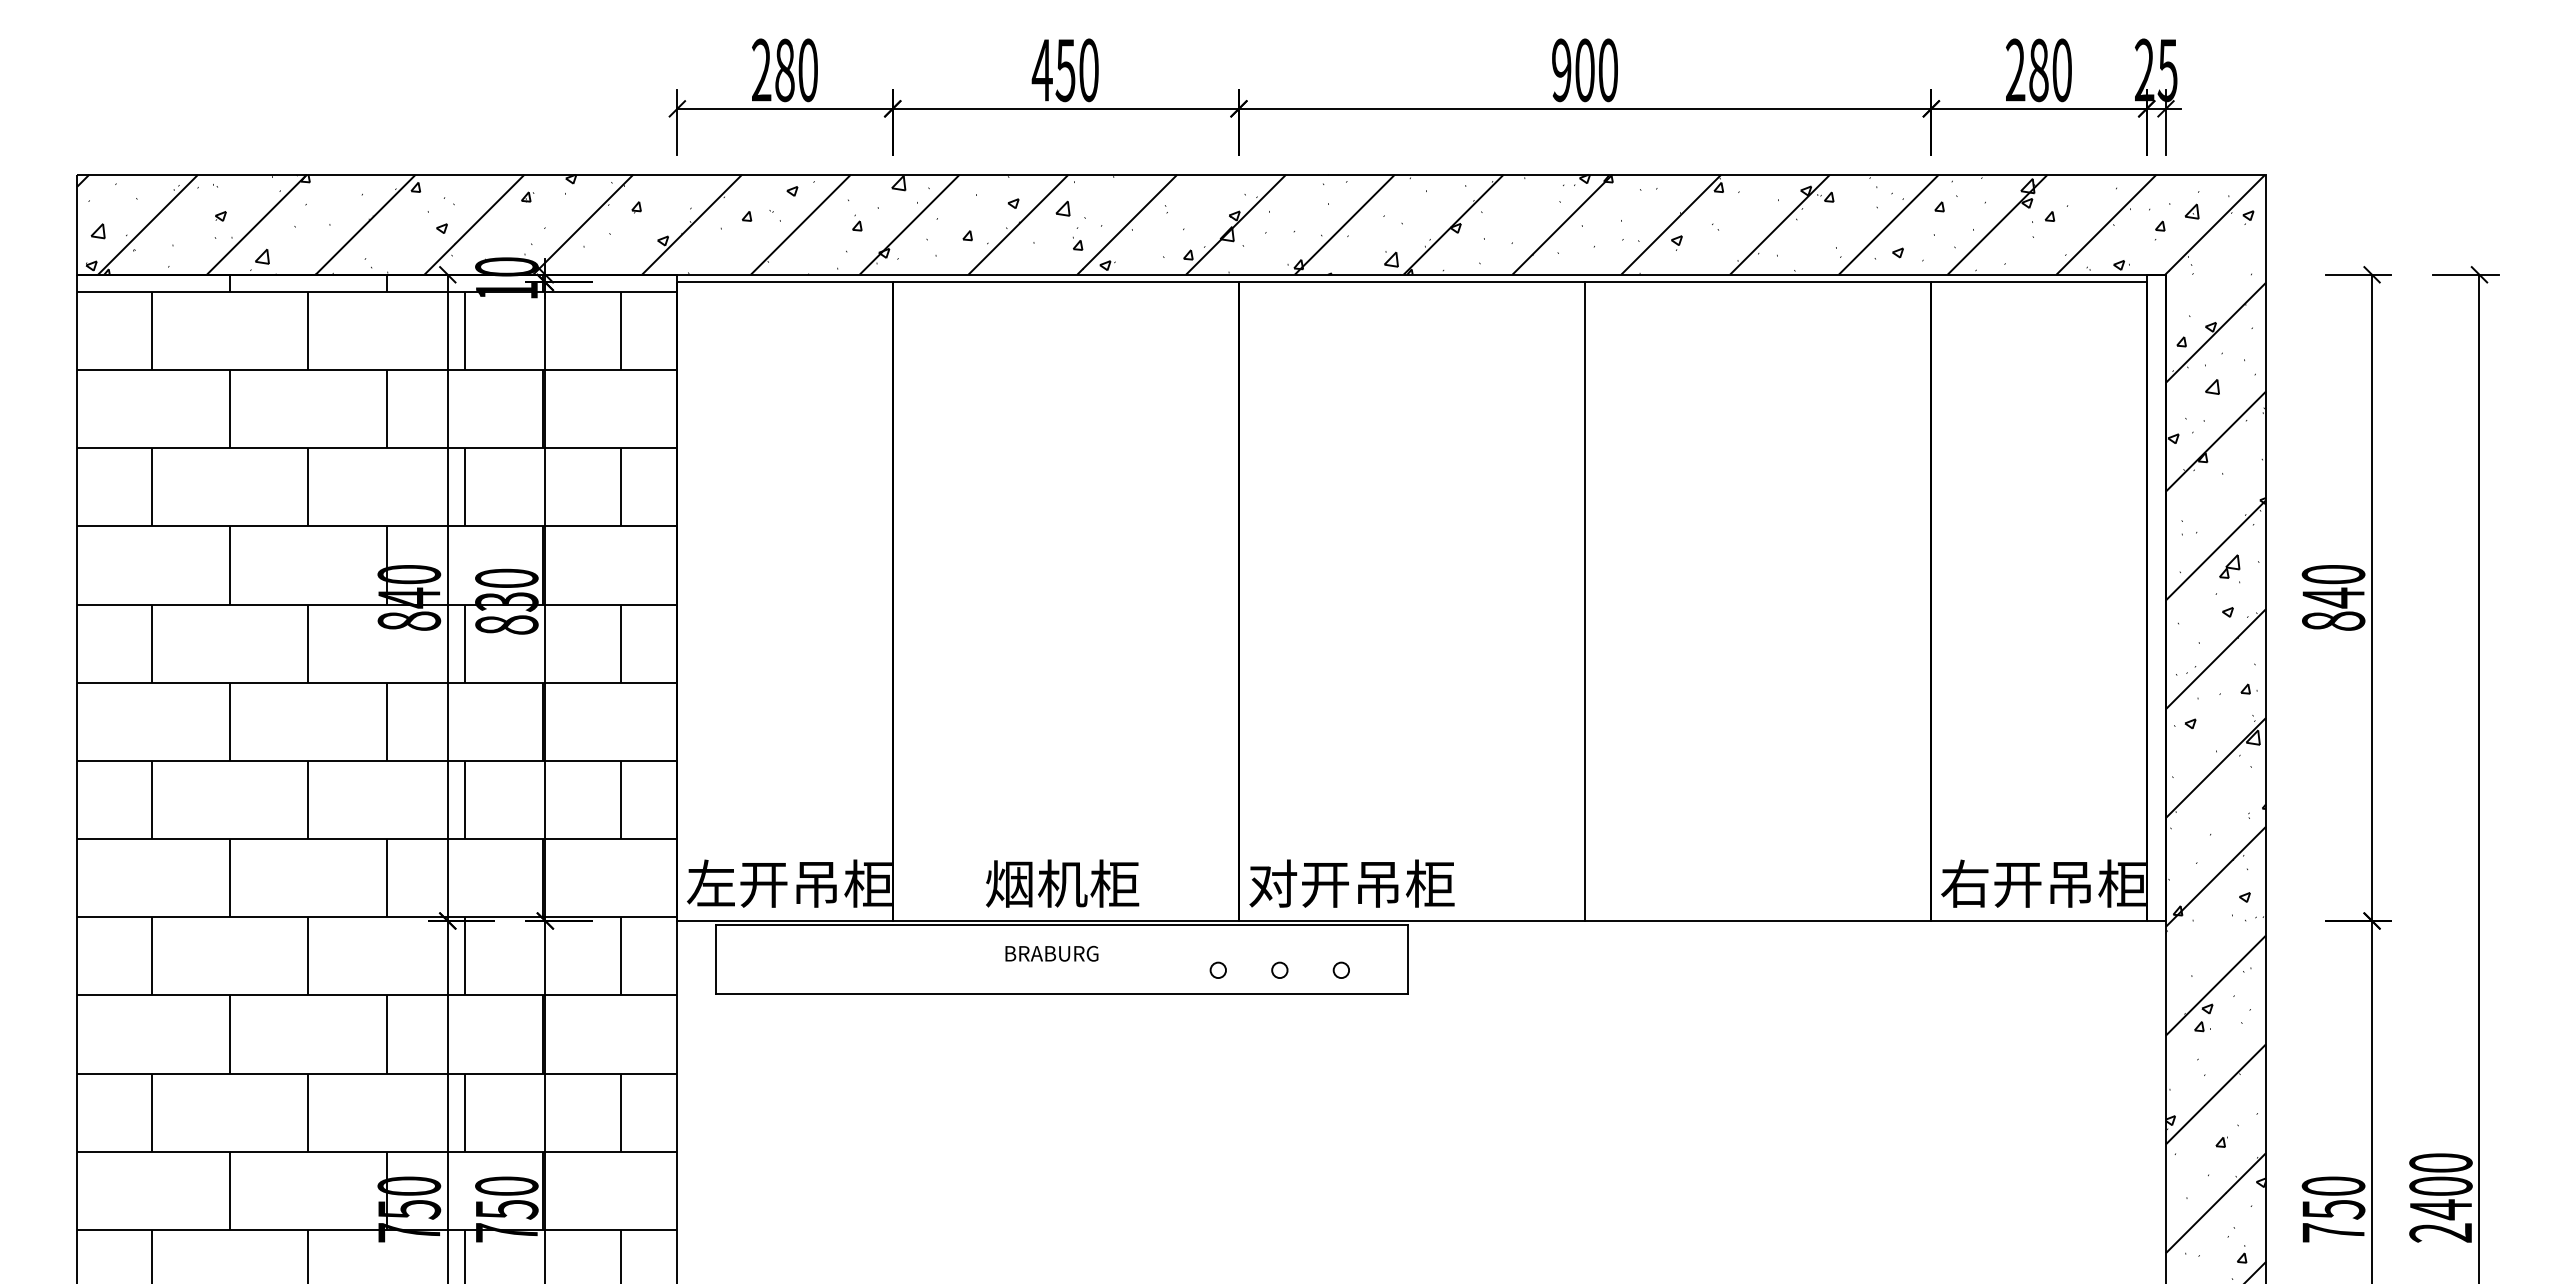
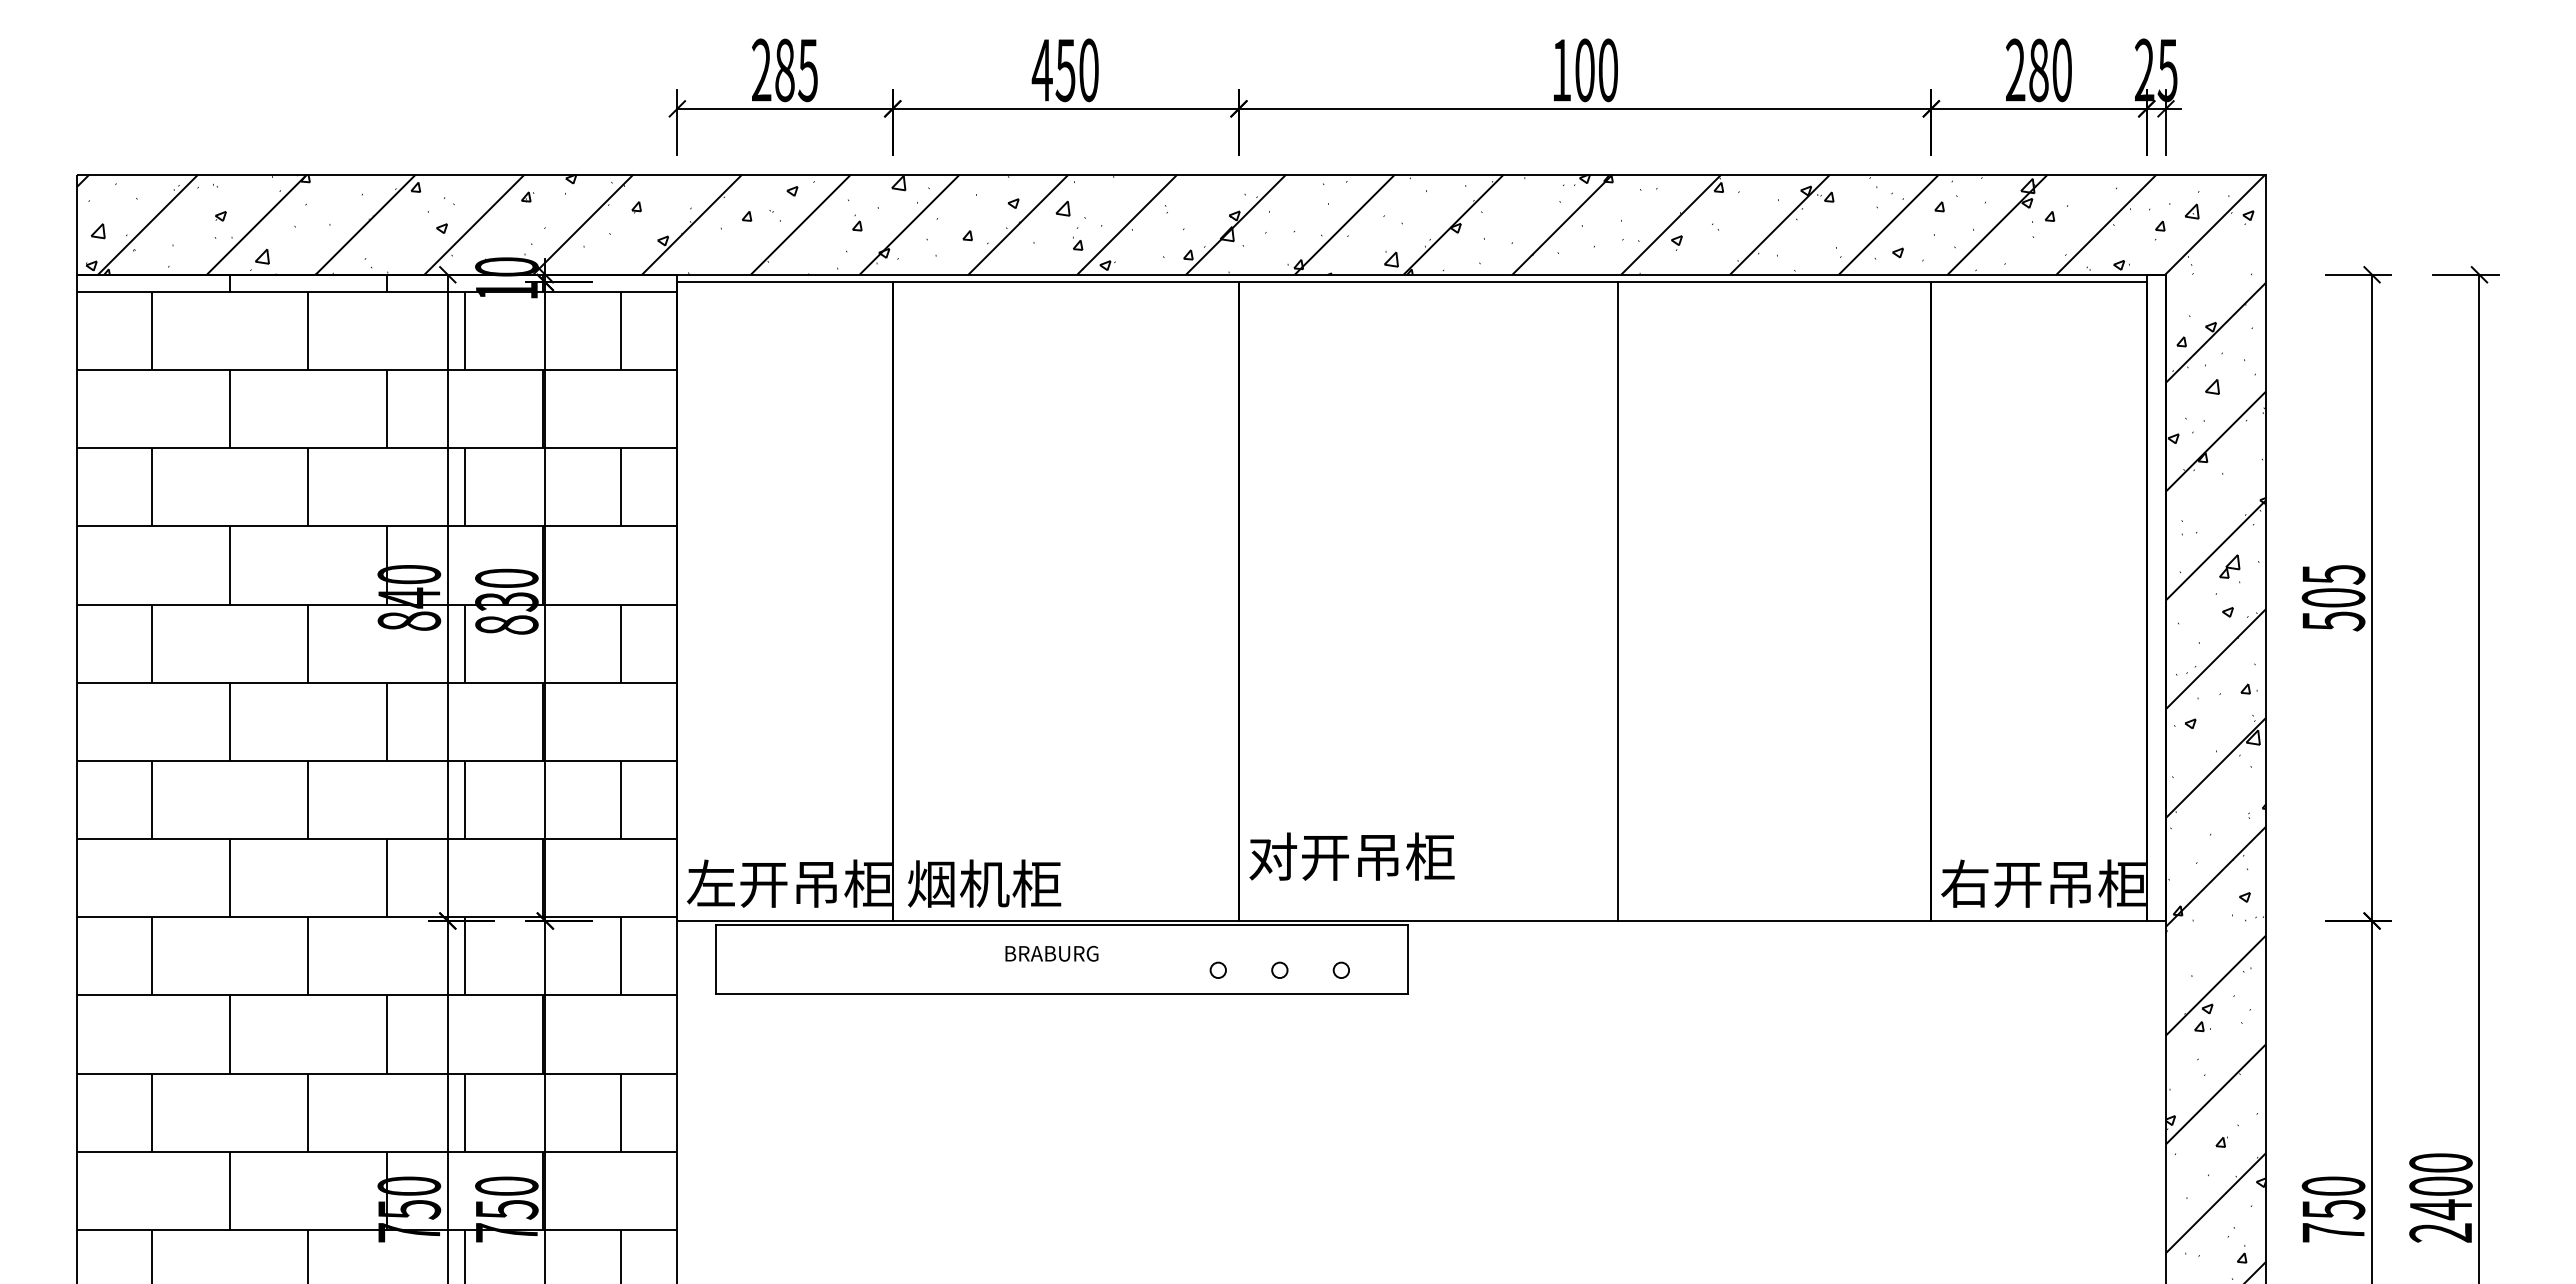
text: 280 -> 285 (807, 70)
text: 900 -> 100 (1561, 70)
text: 840 -> 505 (2333, 598)
line position: (1585, 601) -> (1618, 601) (1618, 601)
text position: (1062, 883) -> (984, 883) (984, 883)
text position: (1351, 883) -> (1351, 856) (1351, 856)
